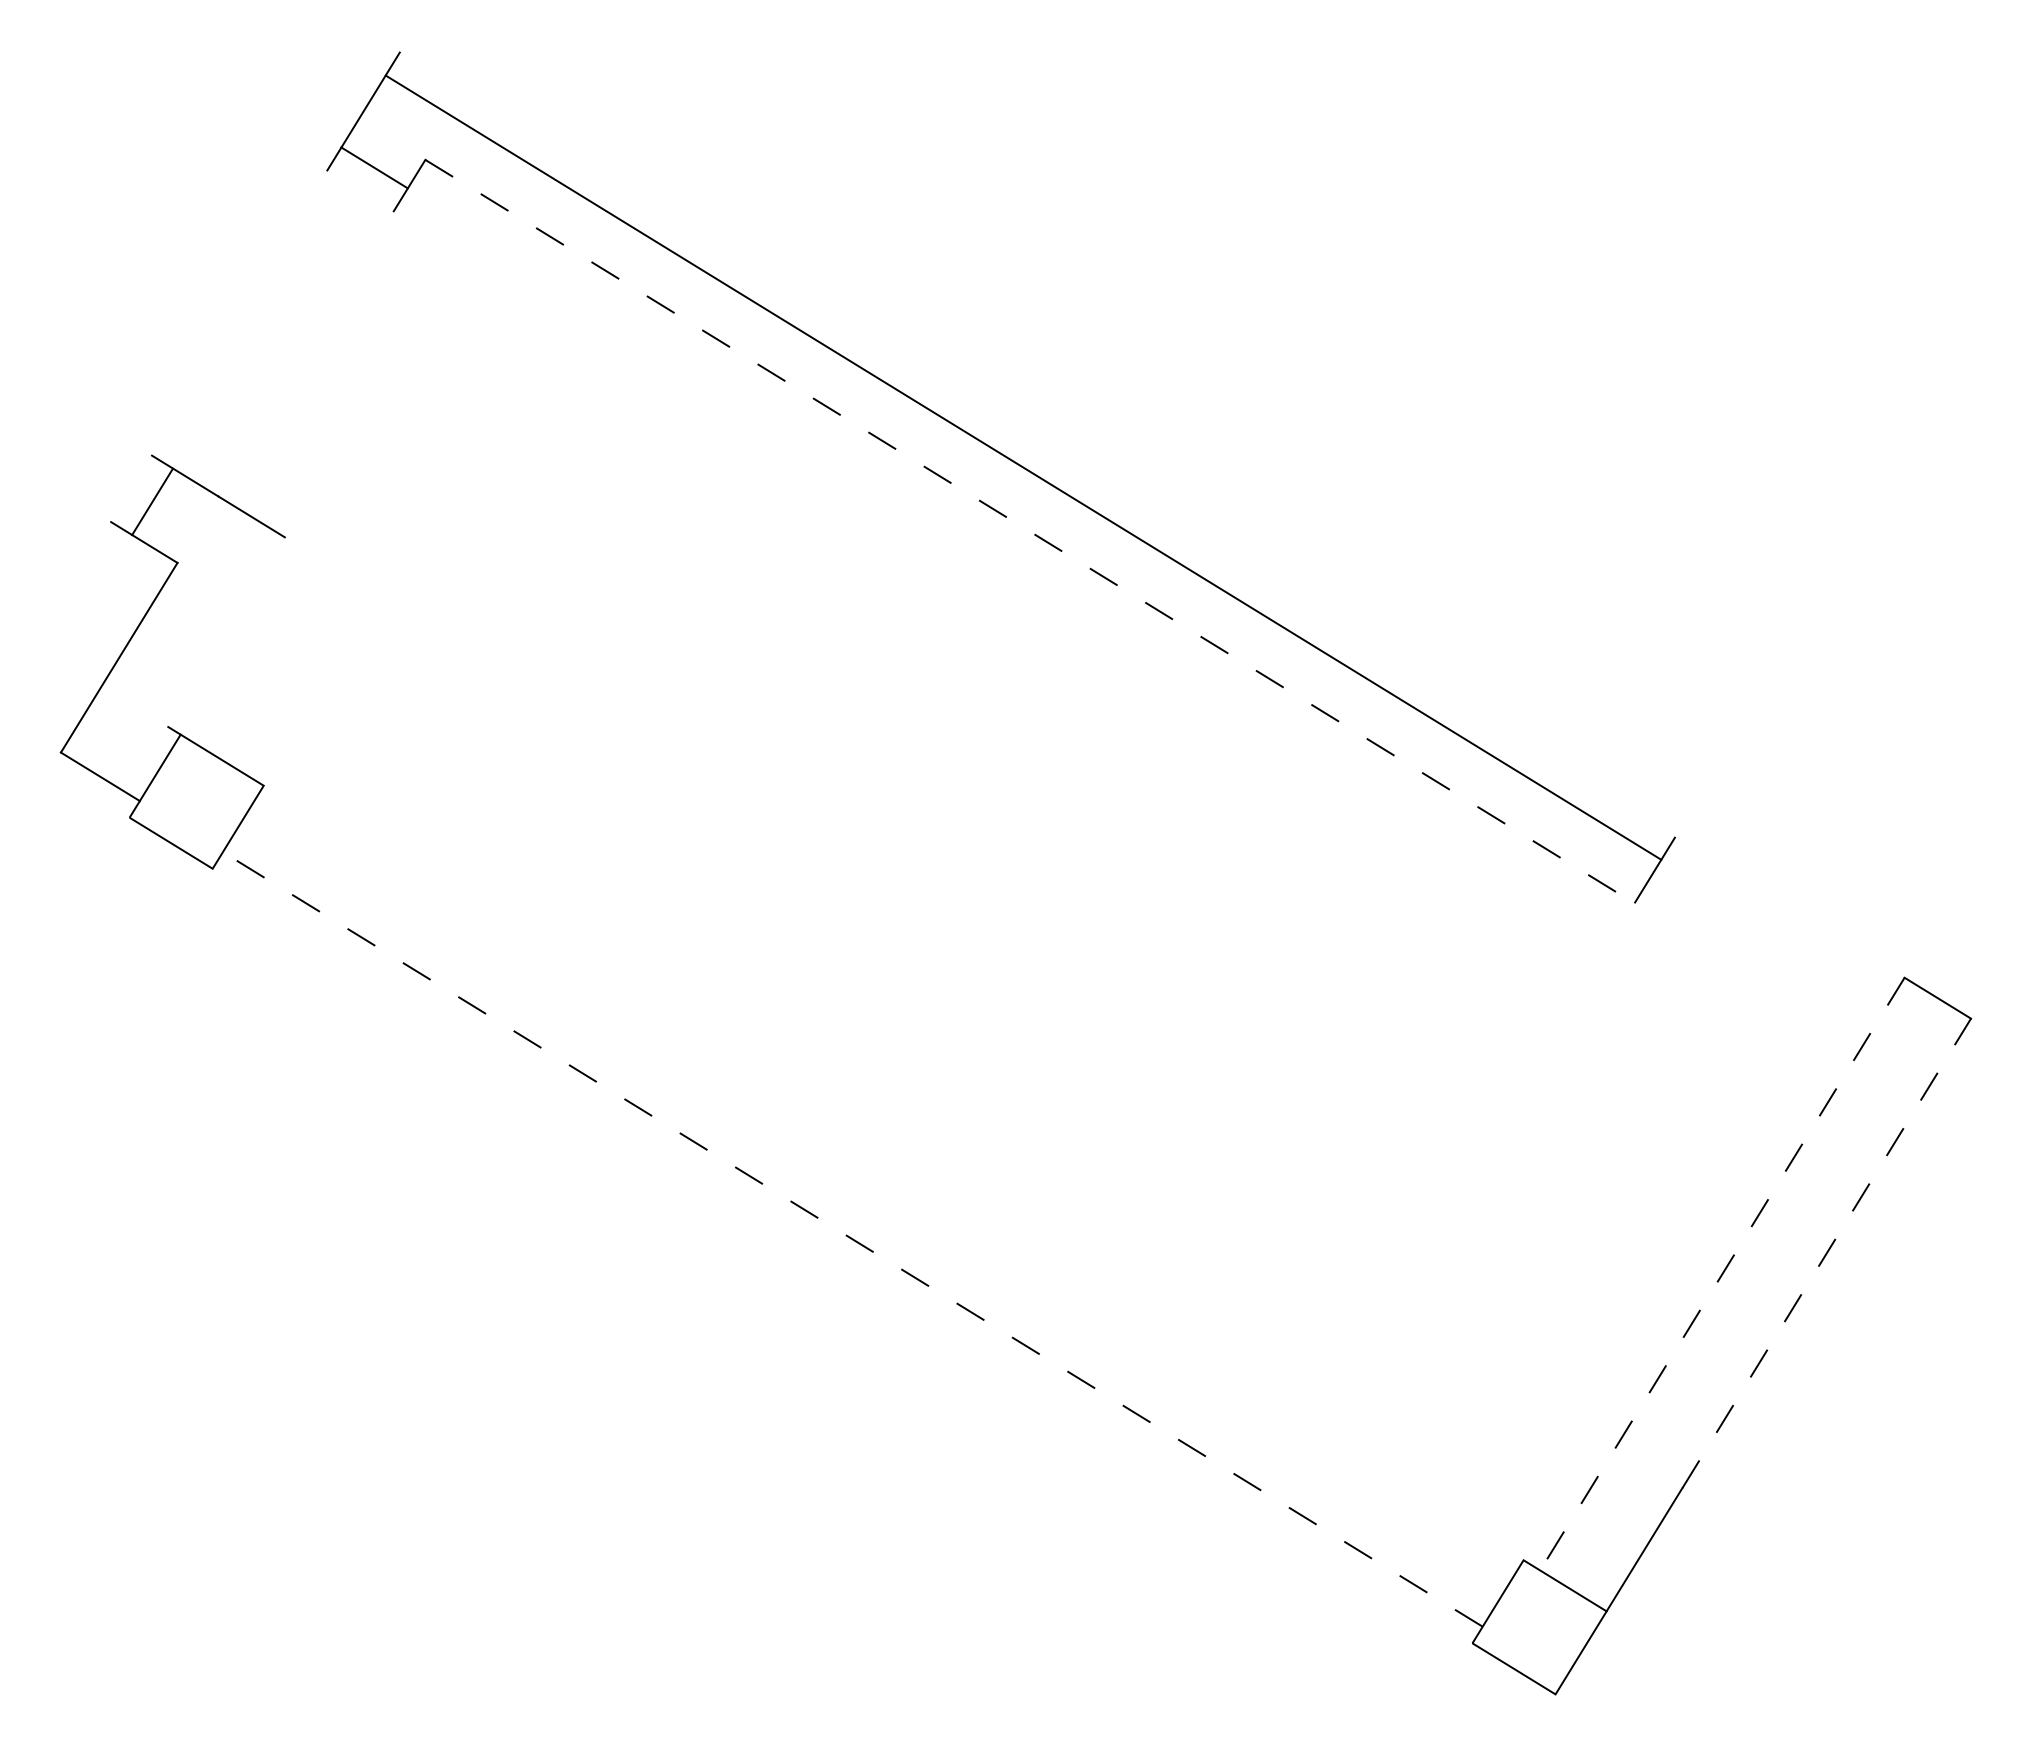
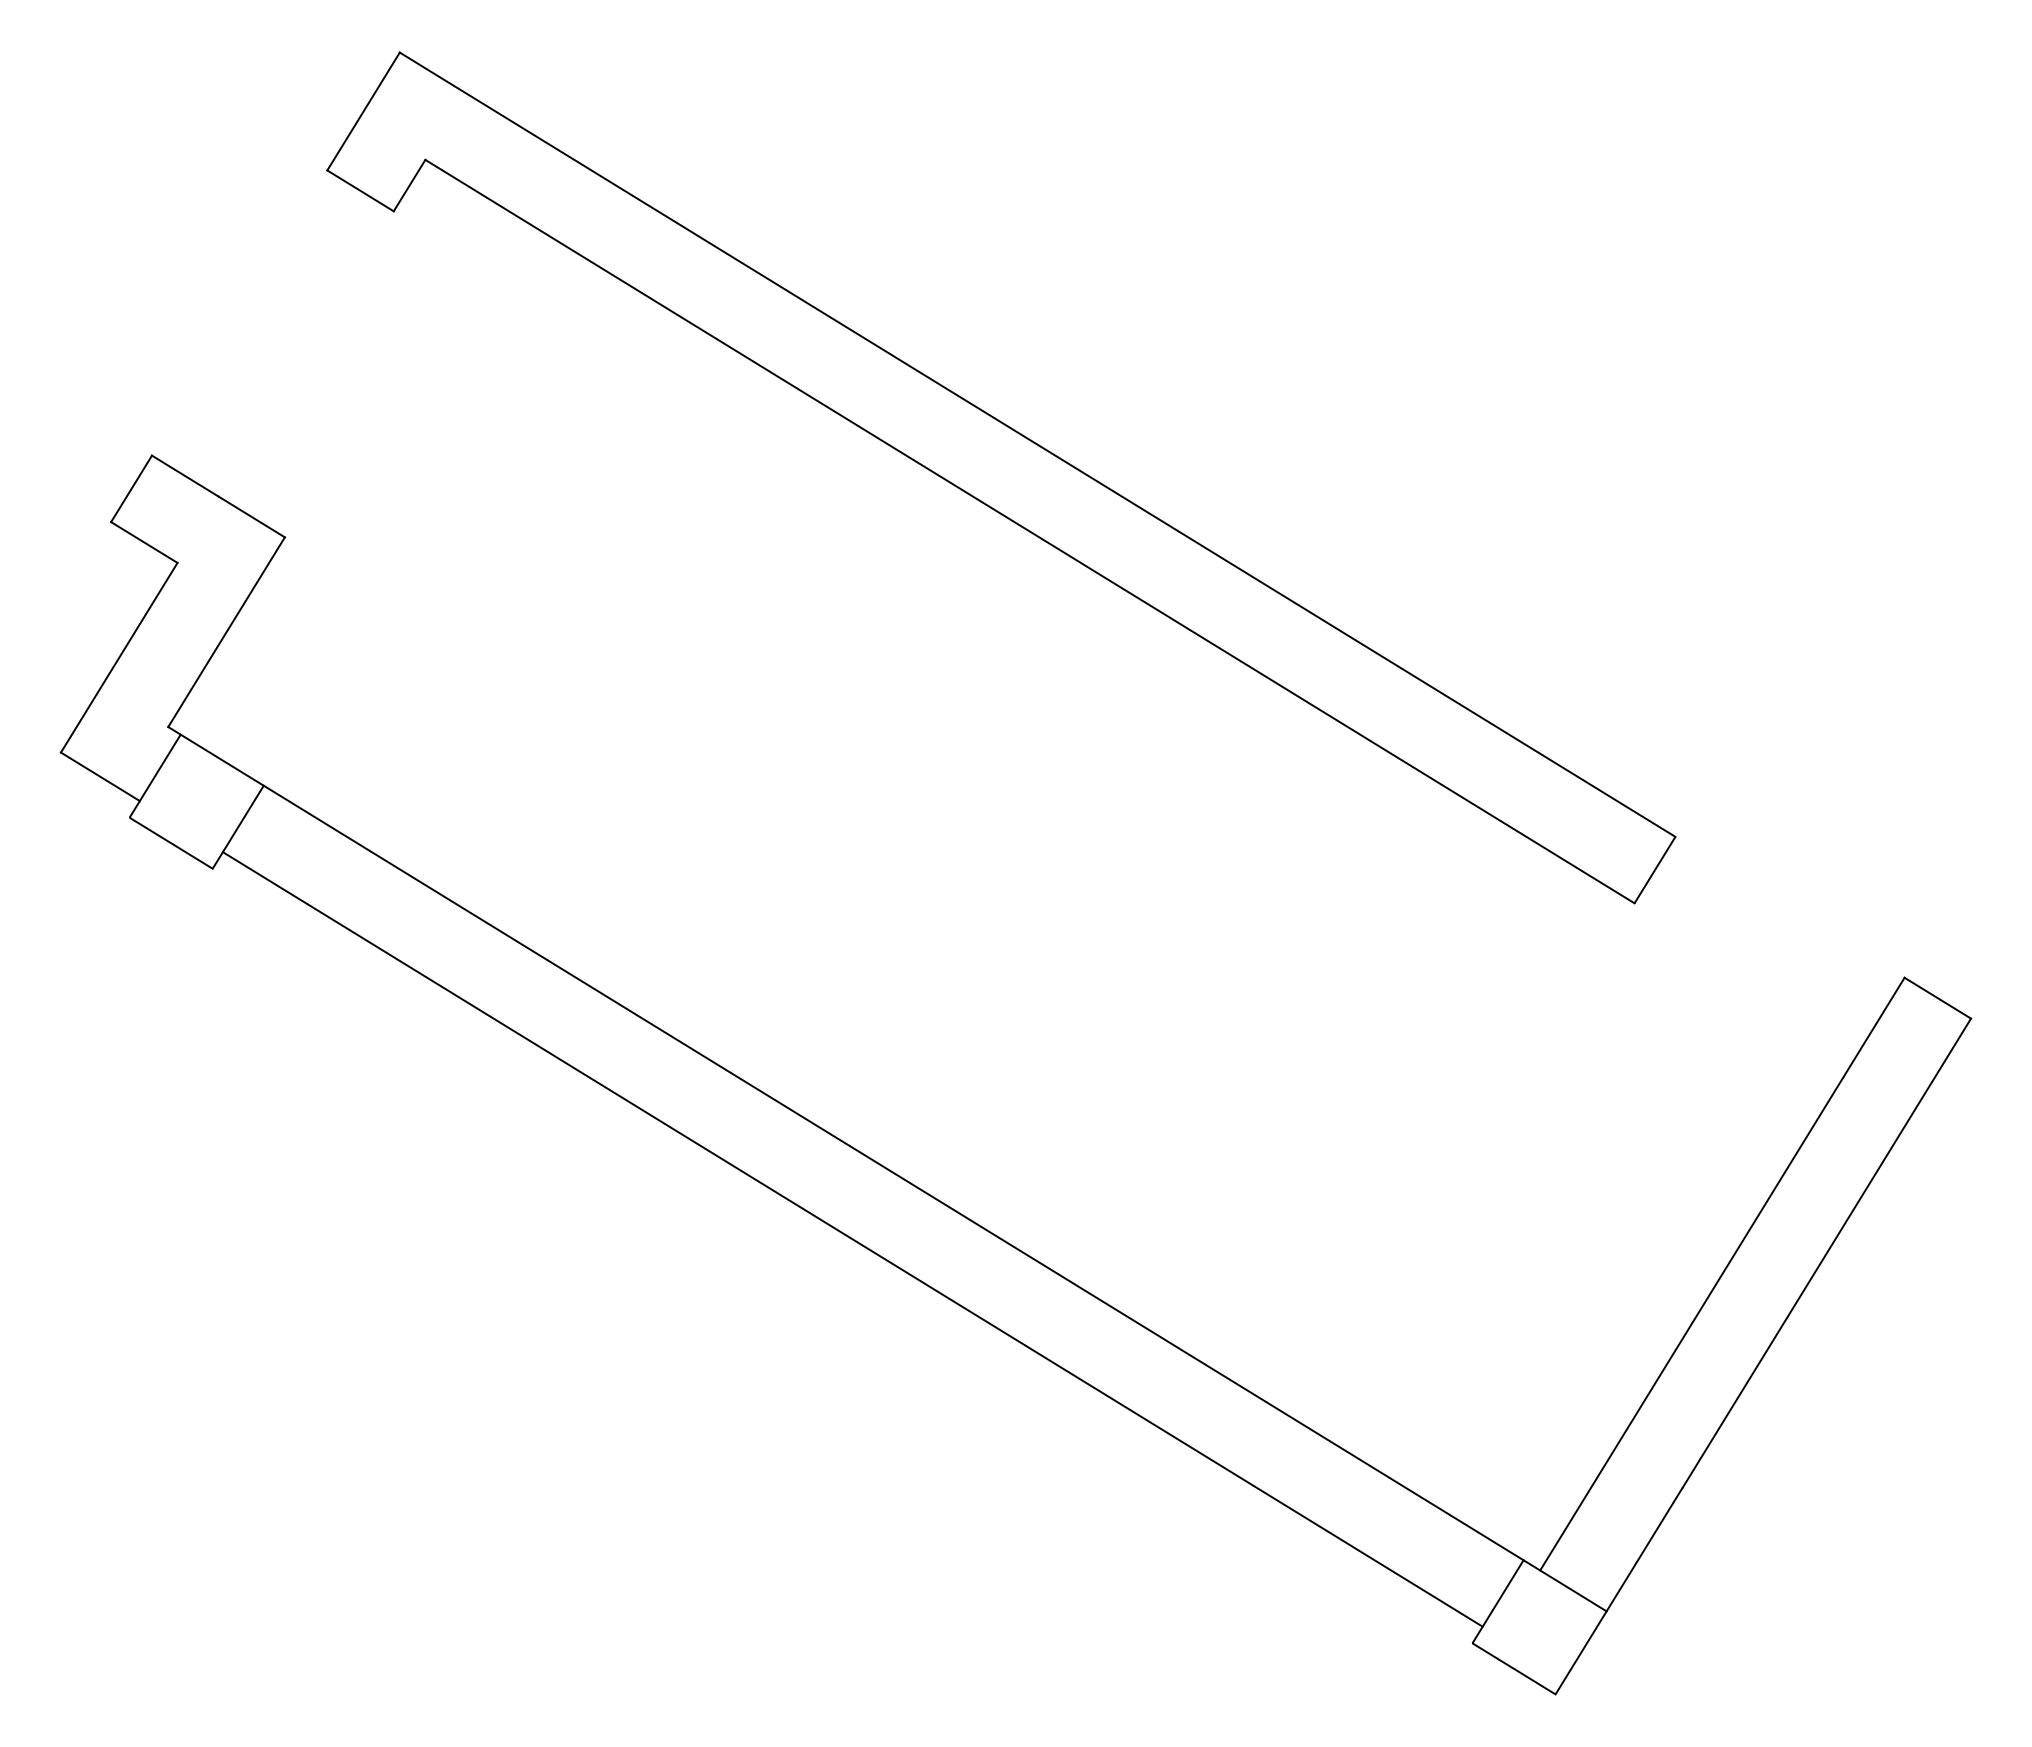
line position: (374, 167) -> (360, 190) (360, 190)
line position: (1023, 467) -> (1037, 444) (1037, 444)
line position: (152, 501) -> (131, 488) (131, 488)
line: dashed -> solid (1029, 531)
line: none -> present (226, 632)
line: none -> present (893, 1172)
line: dashed -> solid (852, 1239)
line: dashed -> solid (1826, 1253)
line: dashed -> solid (1722, 1274)
